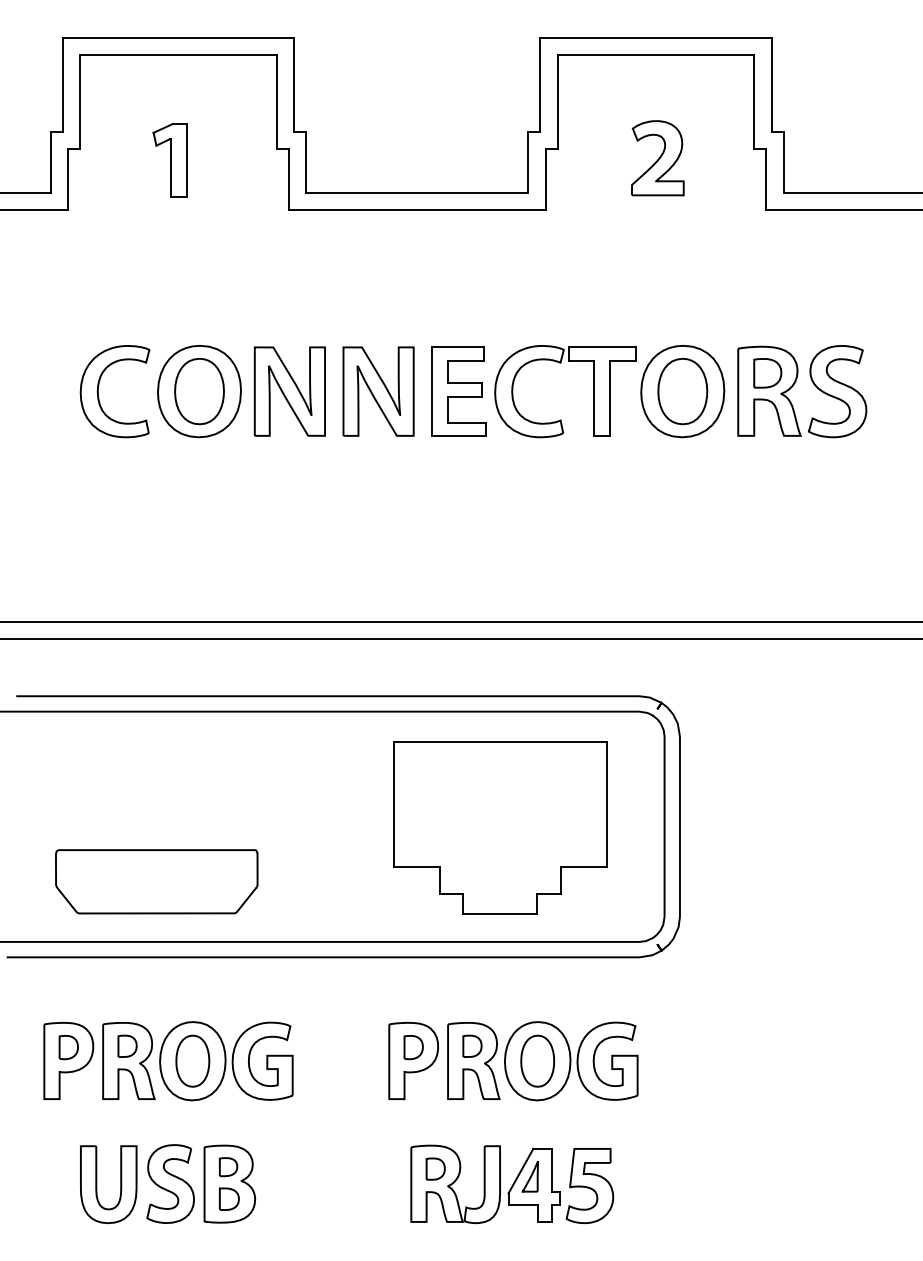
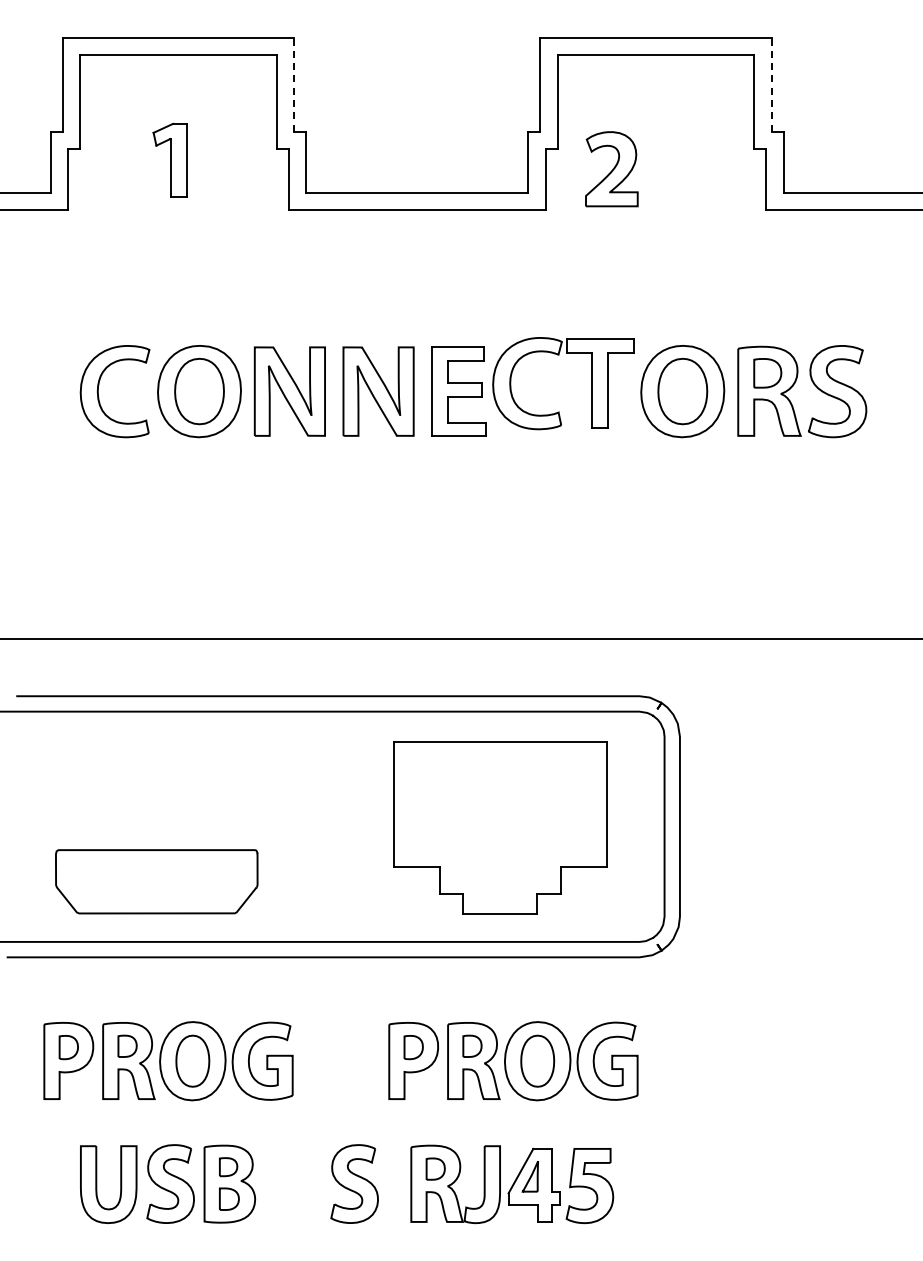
line: solid -> dashed (294, 84)
line: solid -> dashed (771, 84)
part position: (657, 158) -> (611, 169) (611, 169)
part position: (593, 391) -> (591, 383) (591, 383)
line: present -> none (460, 621)
part: none -> present (354, 1183)
